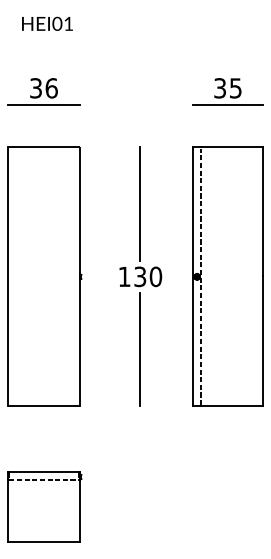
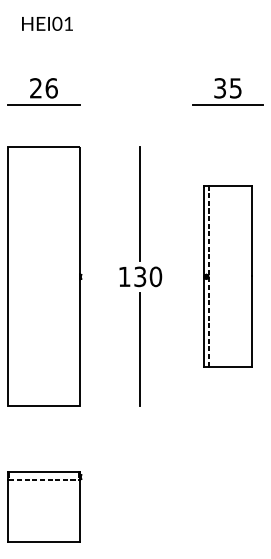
text: 36 -> 26 (35, 88)
part size: 72x261 px -> 50x183 px (227, 276)
